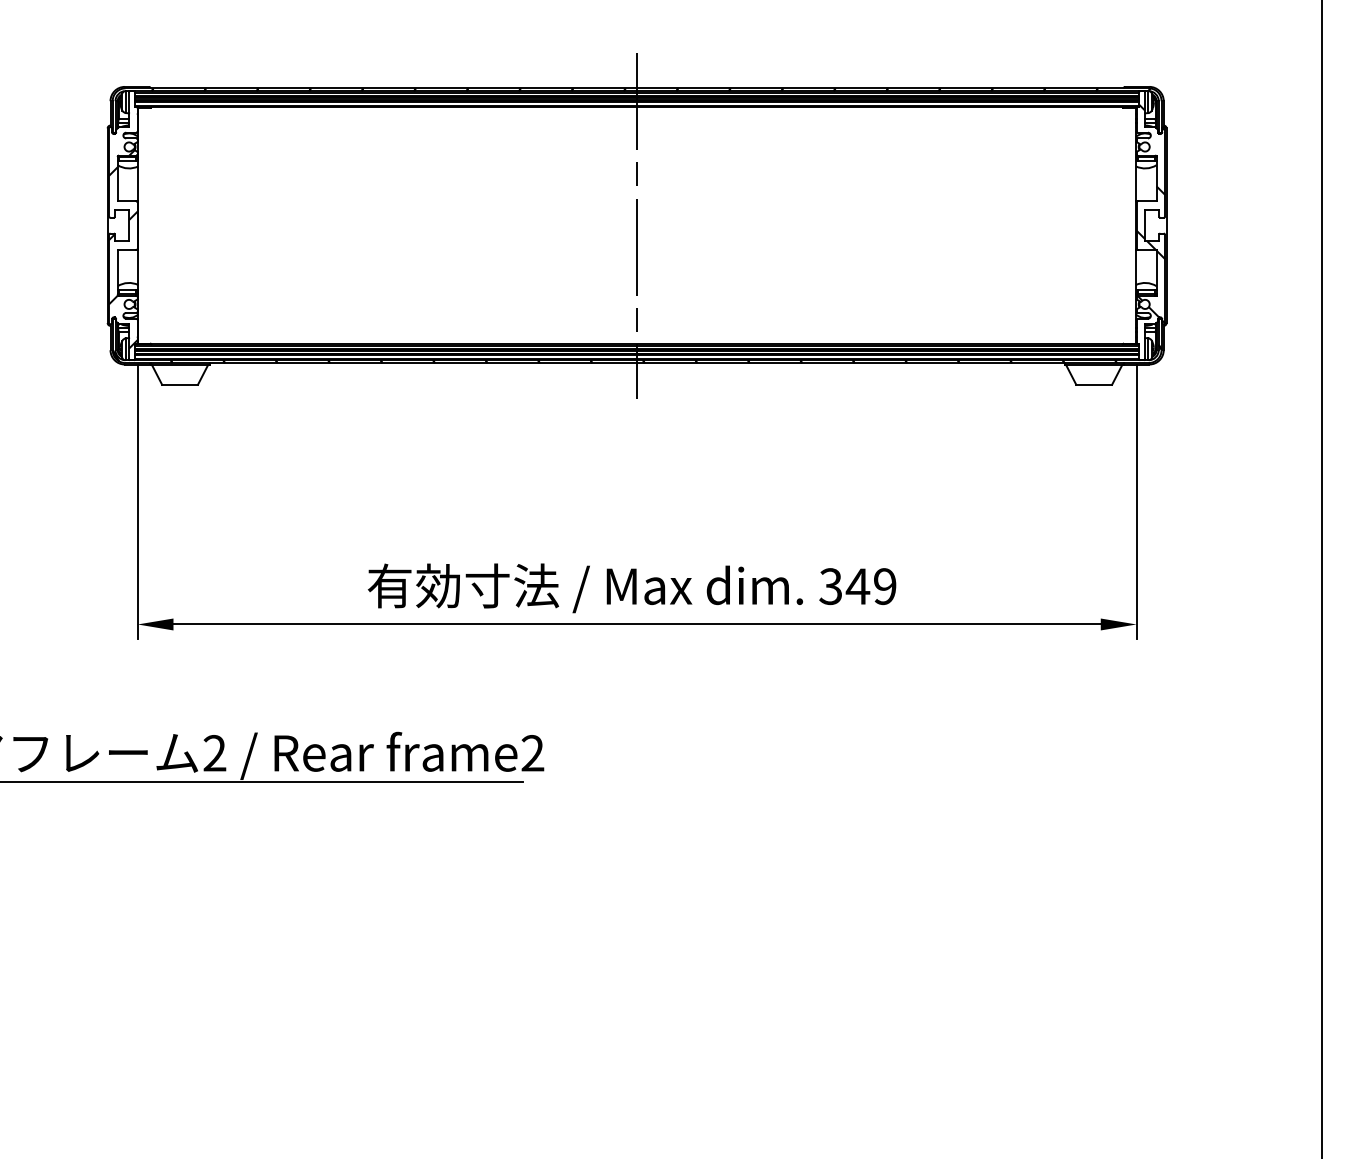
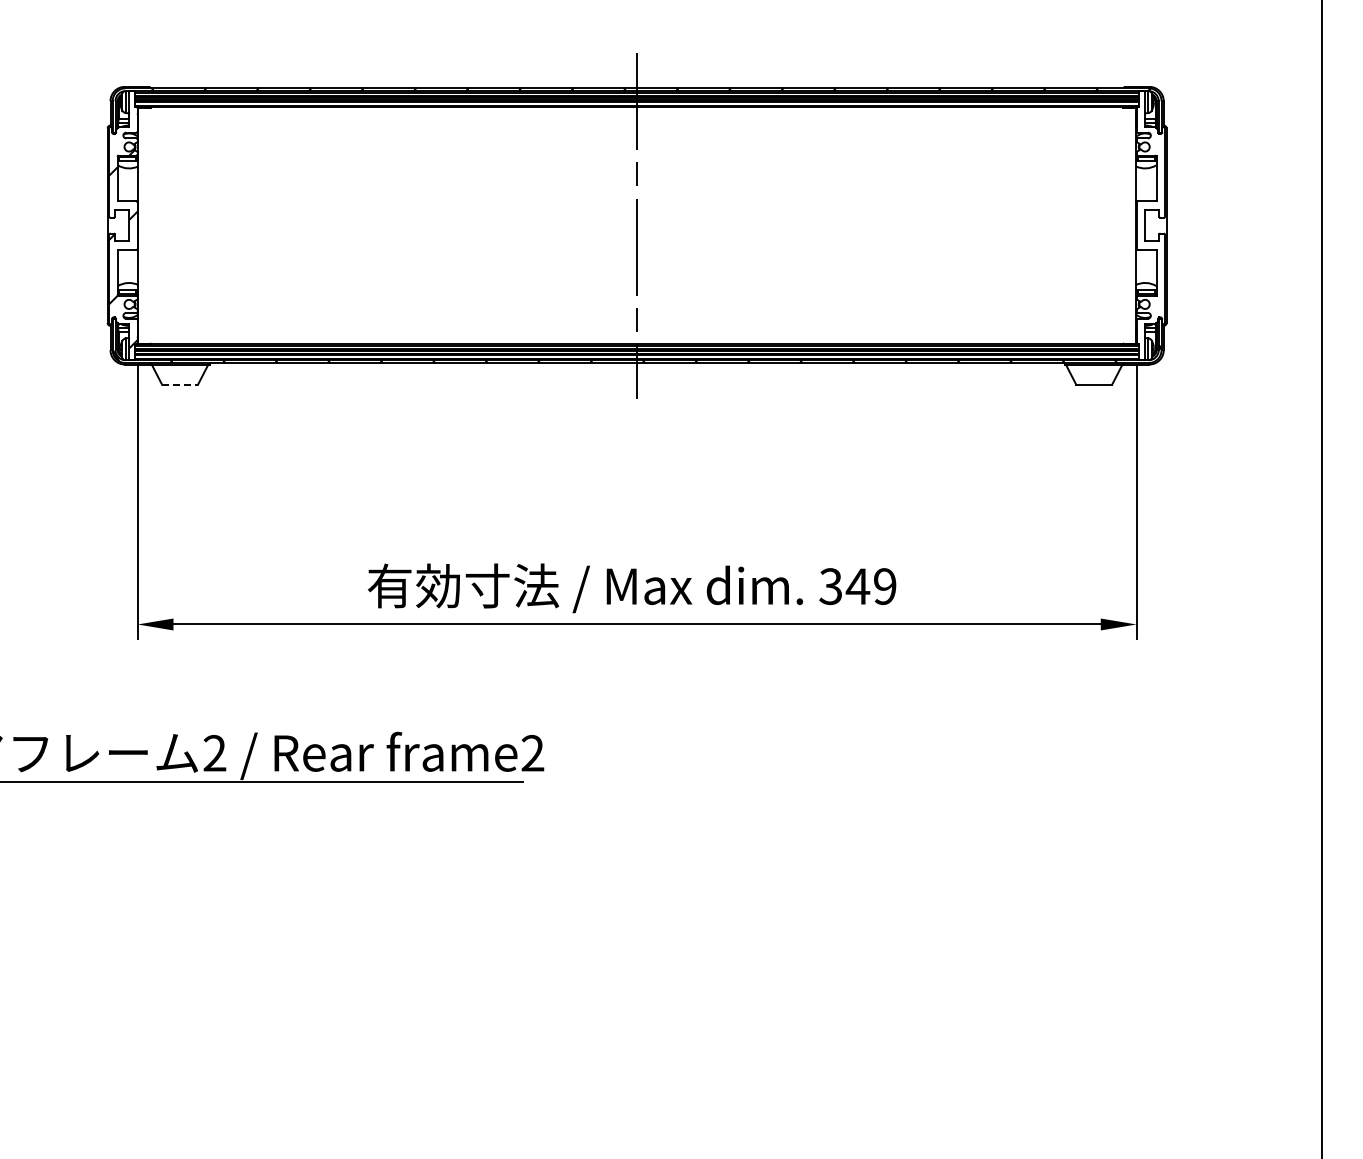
hatch: present -> none (1150, 213)
line: solid -> dashed (180, 384)
